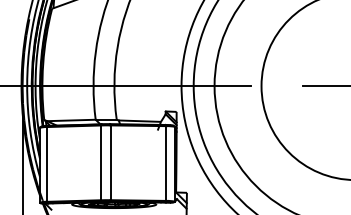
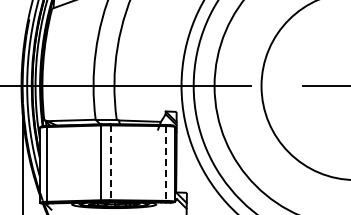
line: solid -> dashed (110, 163)
line: solid -> dashed (166, 164)
